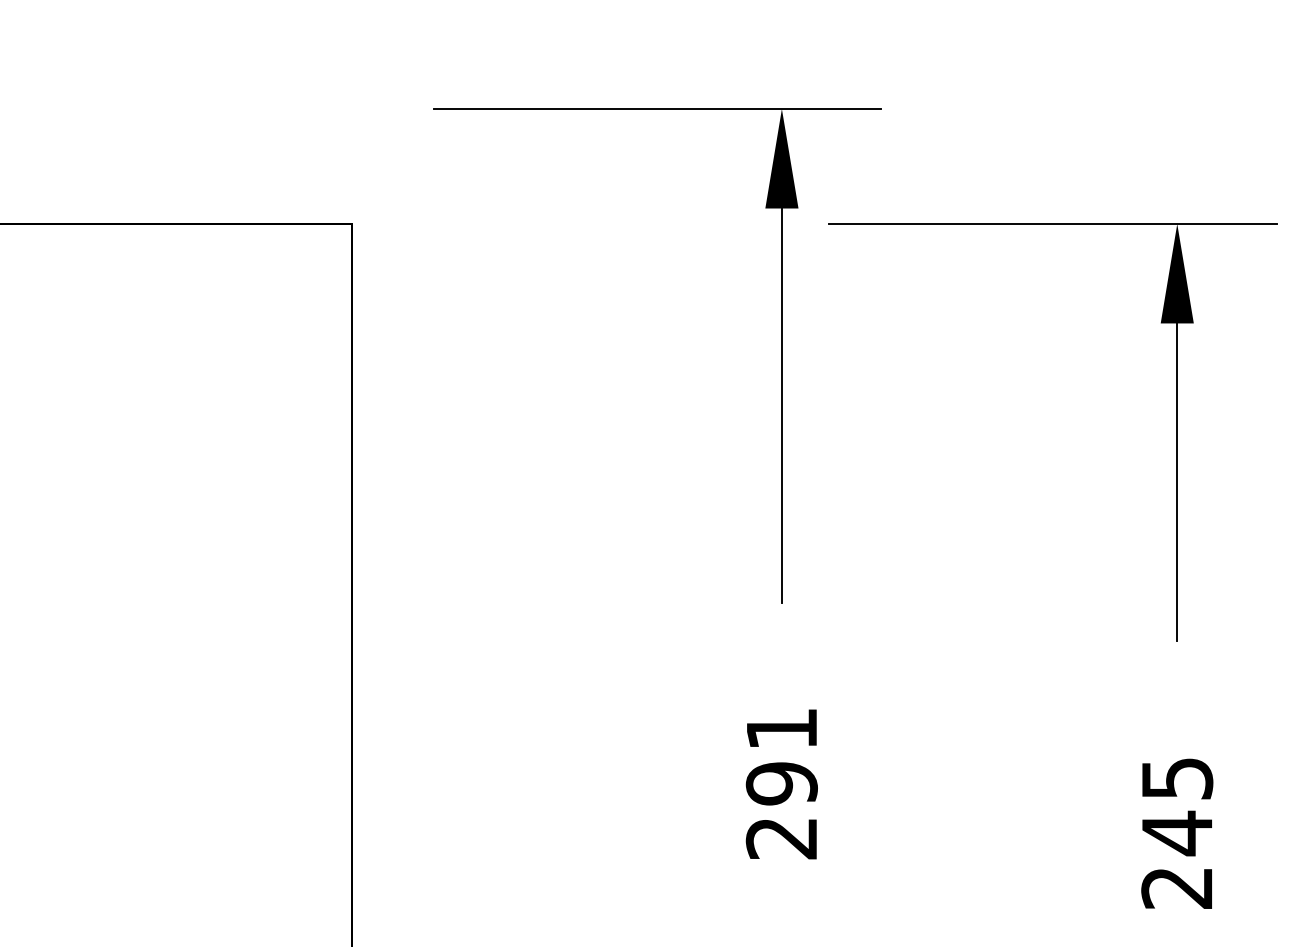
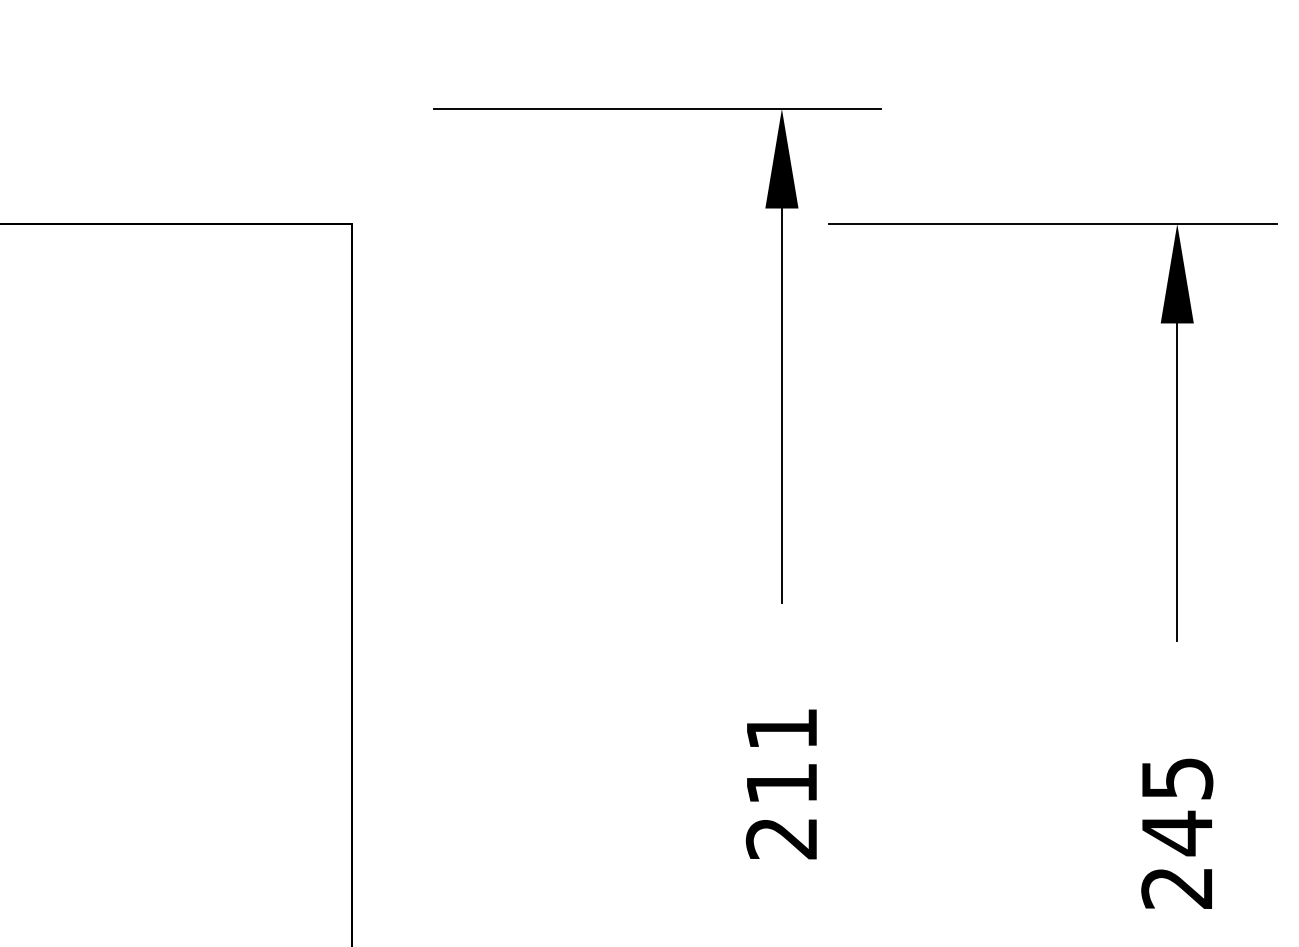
text: 291 -> 211 (781, 783)
